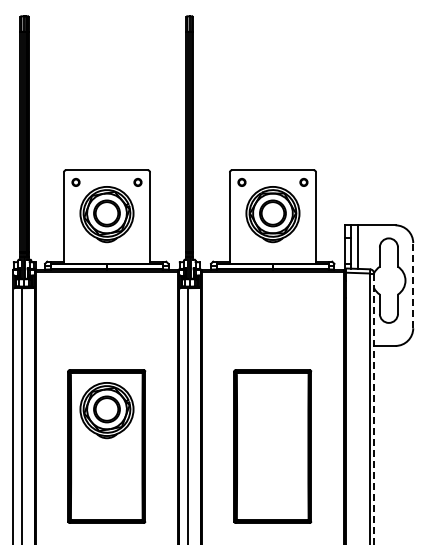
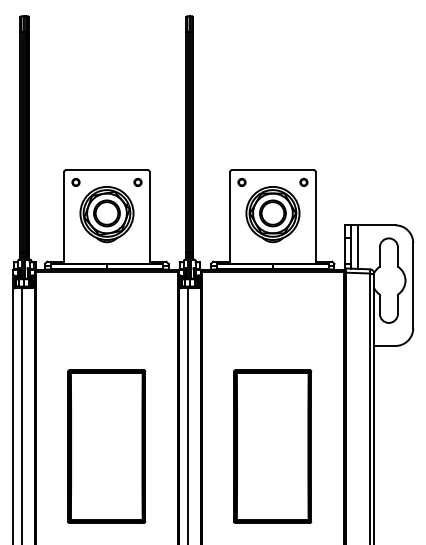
line: dashed -> solid (413, 285)
line: dashed -> solid (374, 409)
part: present -> none (106, 410)
